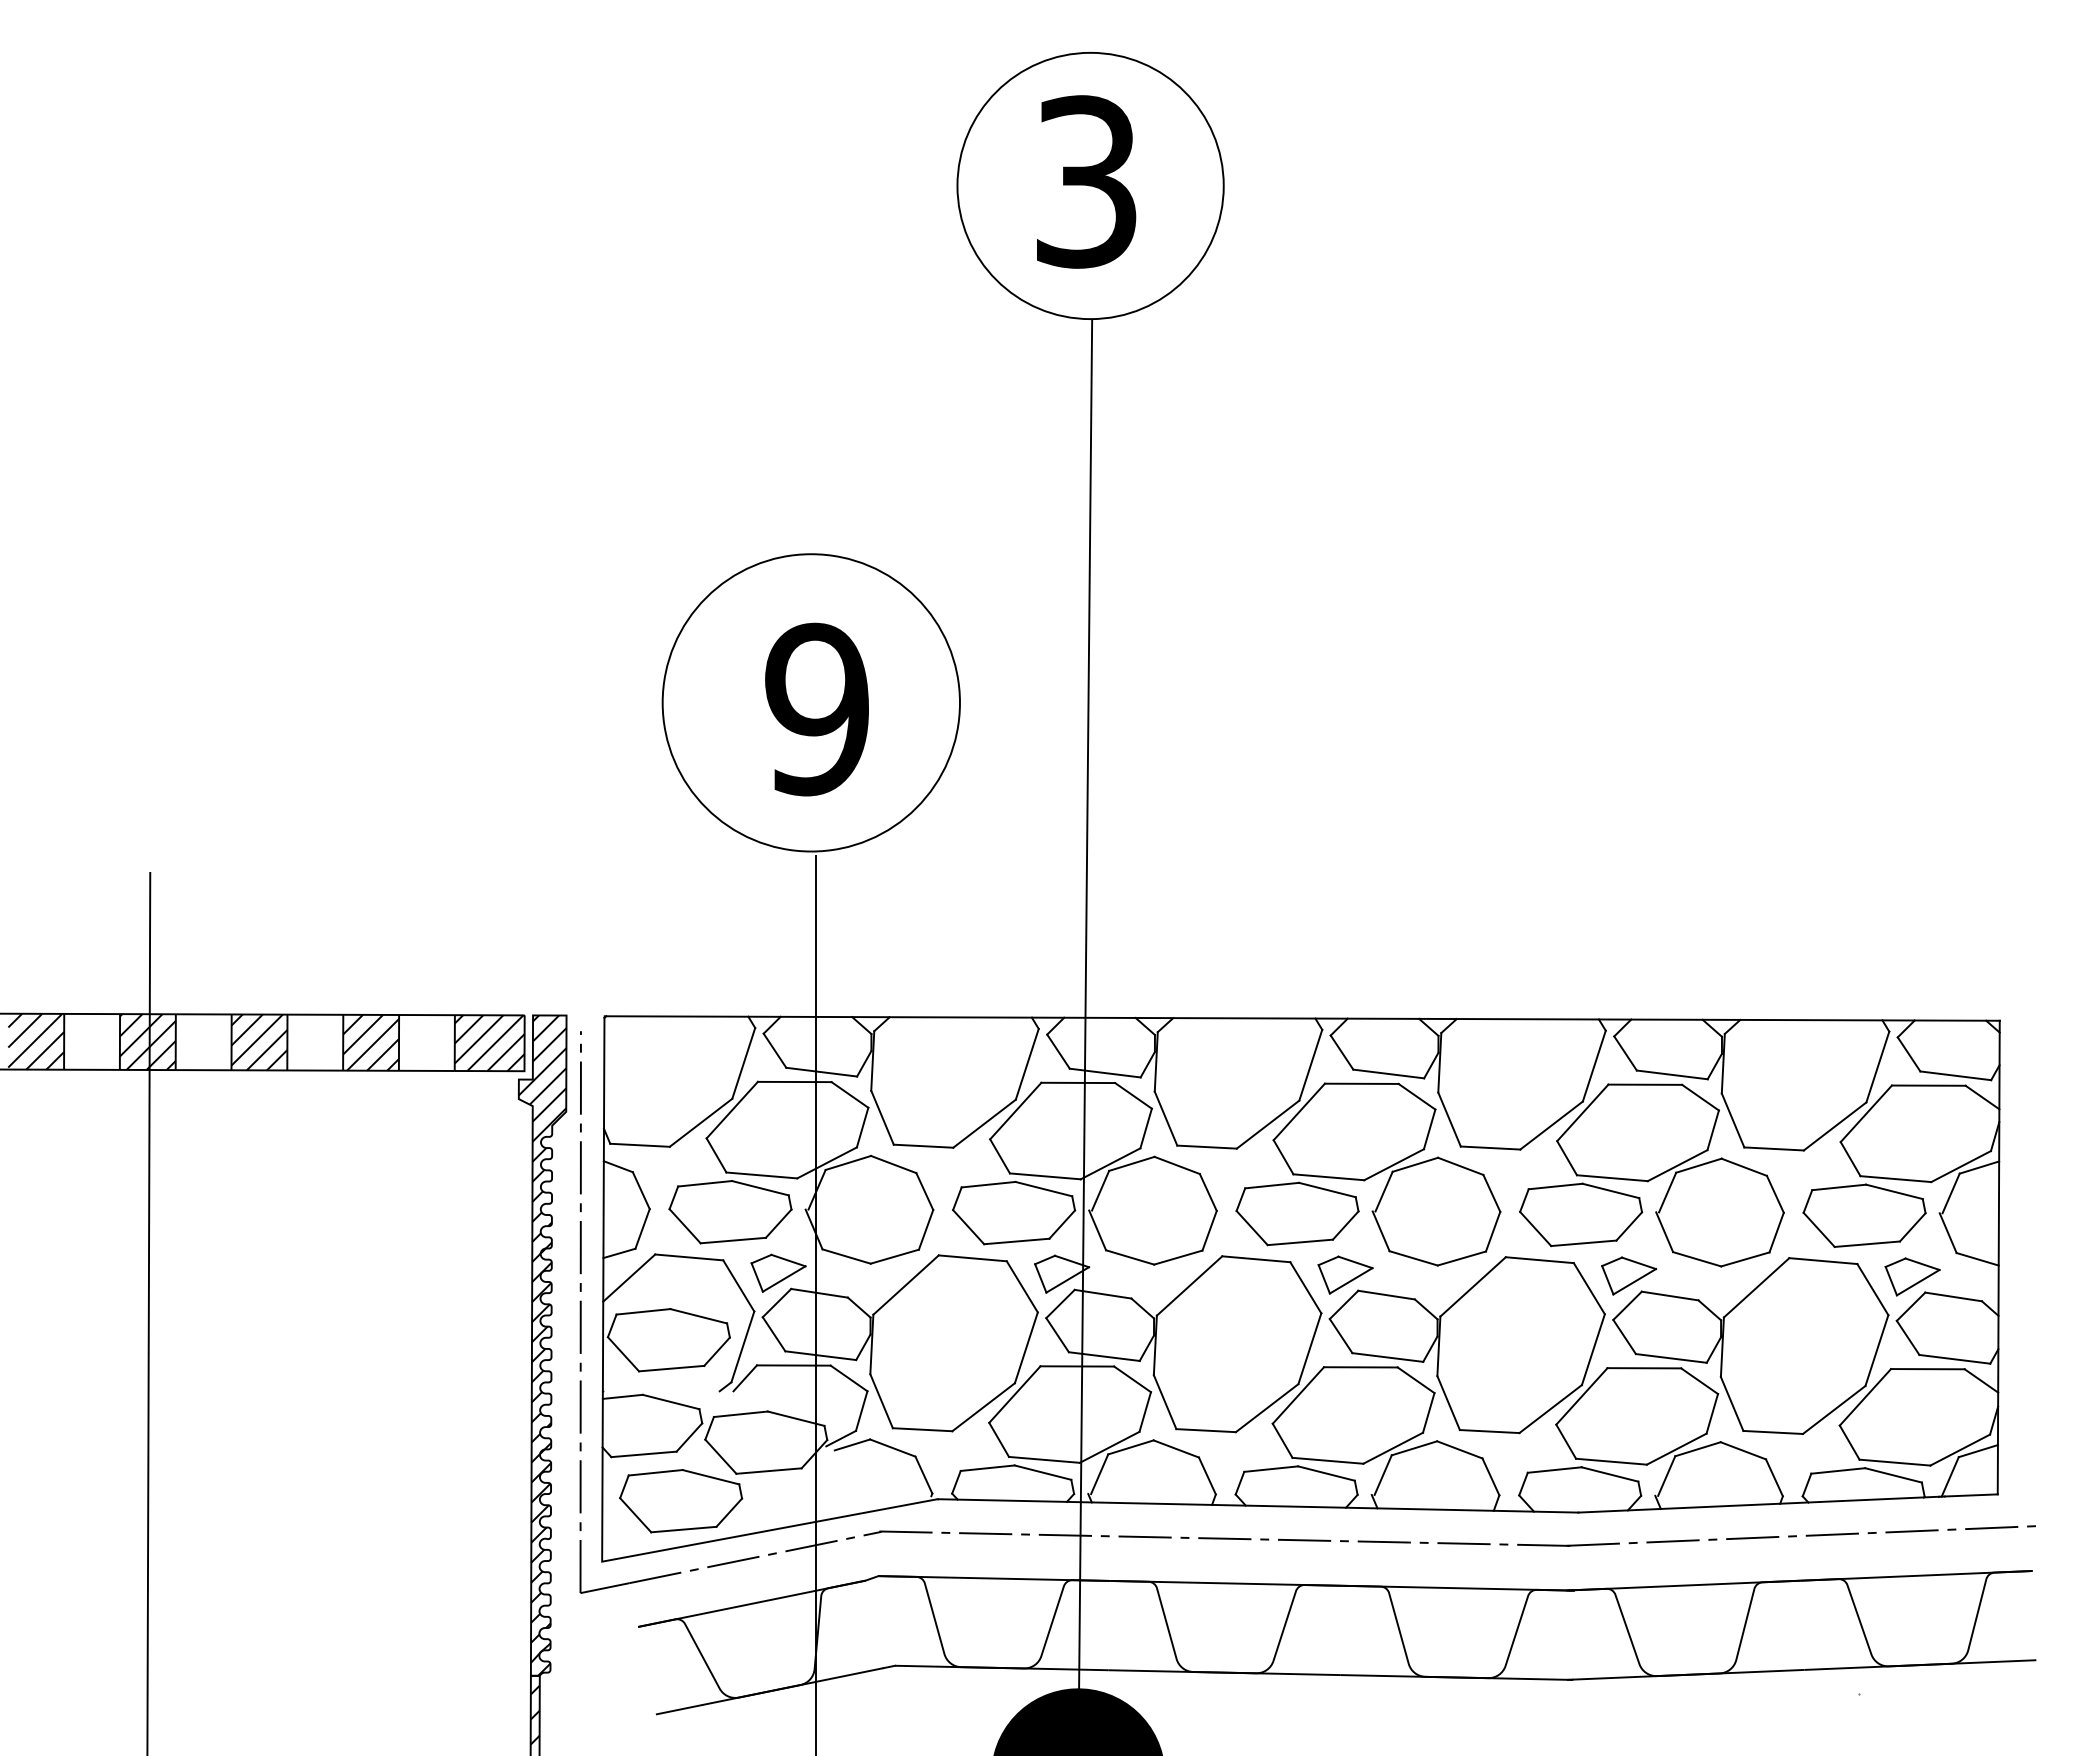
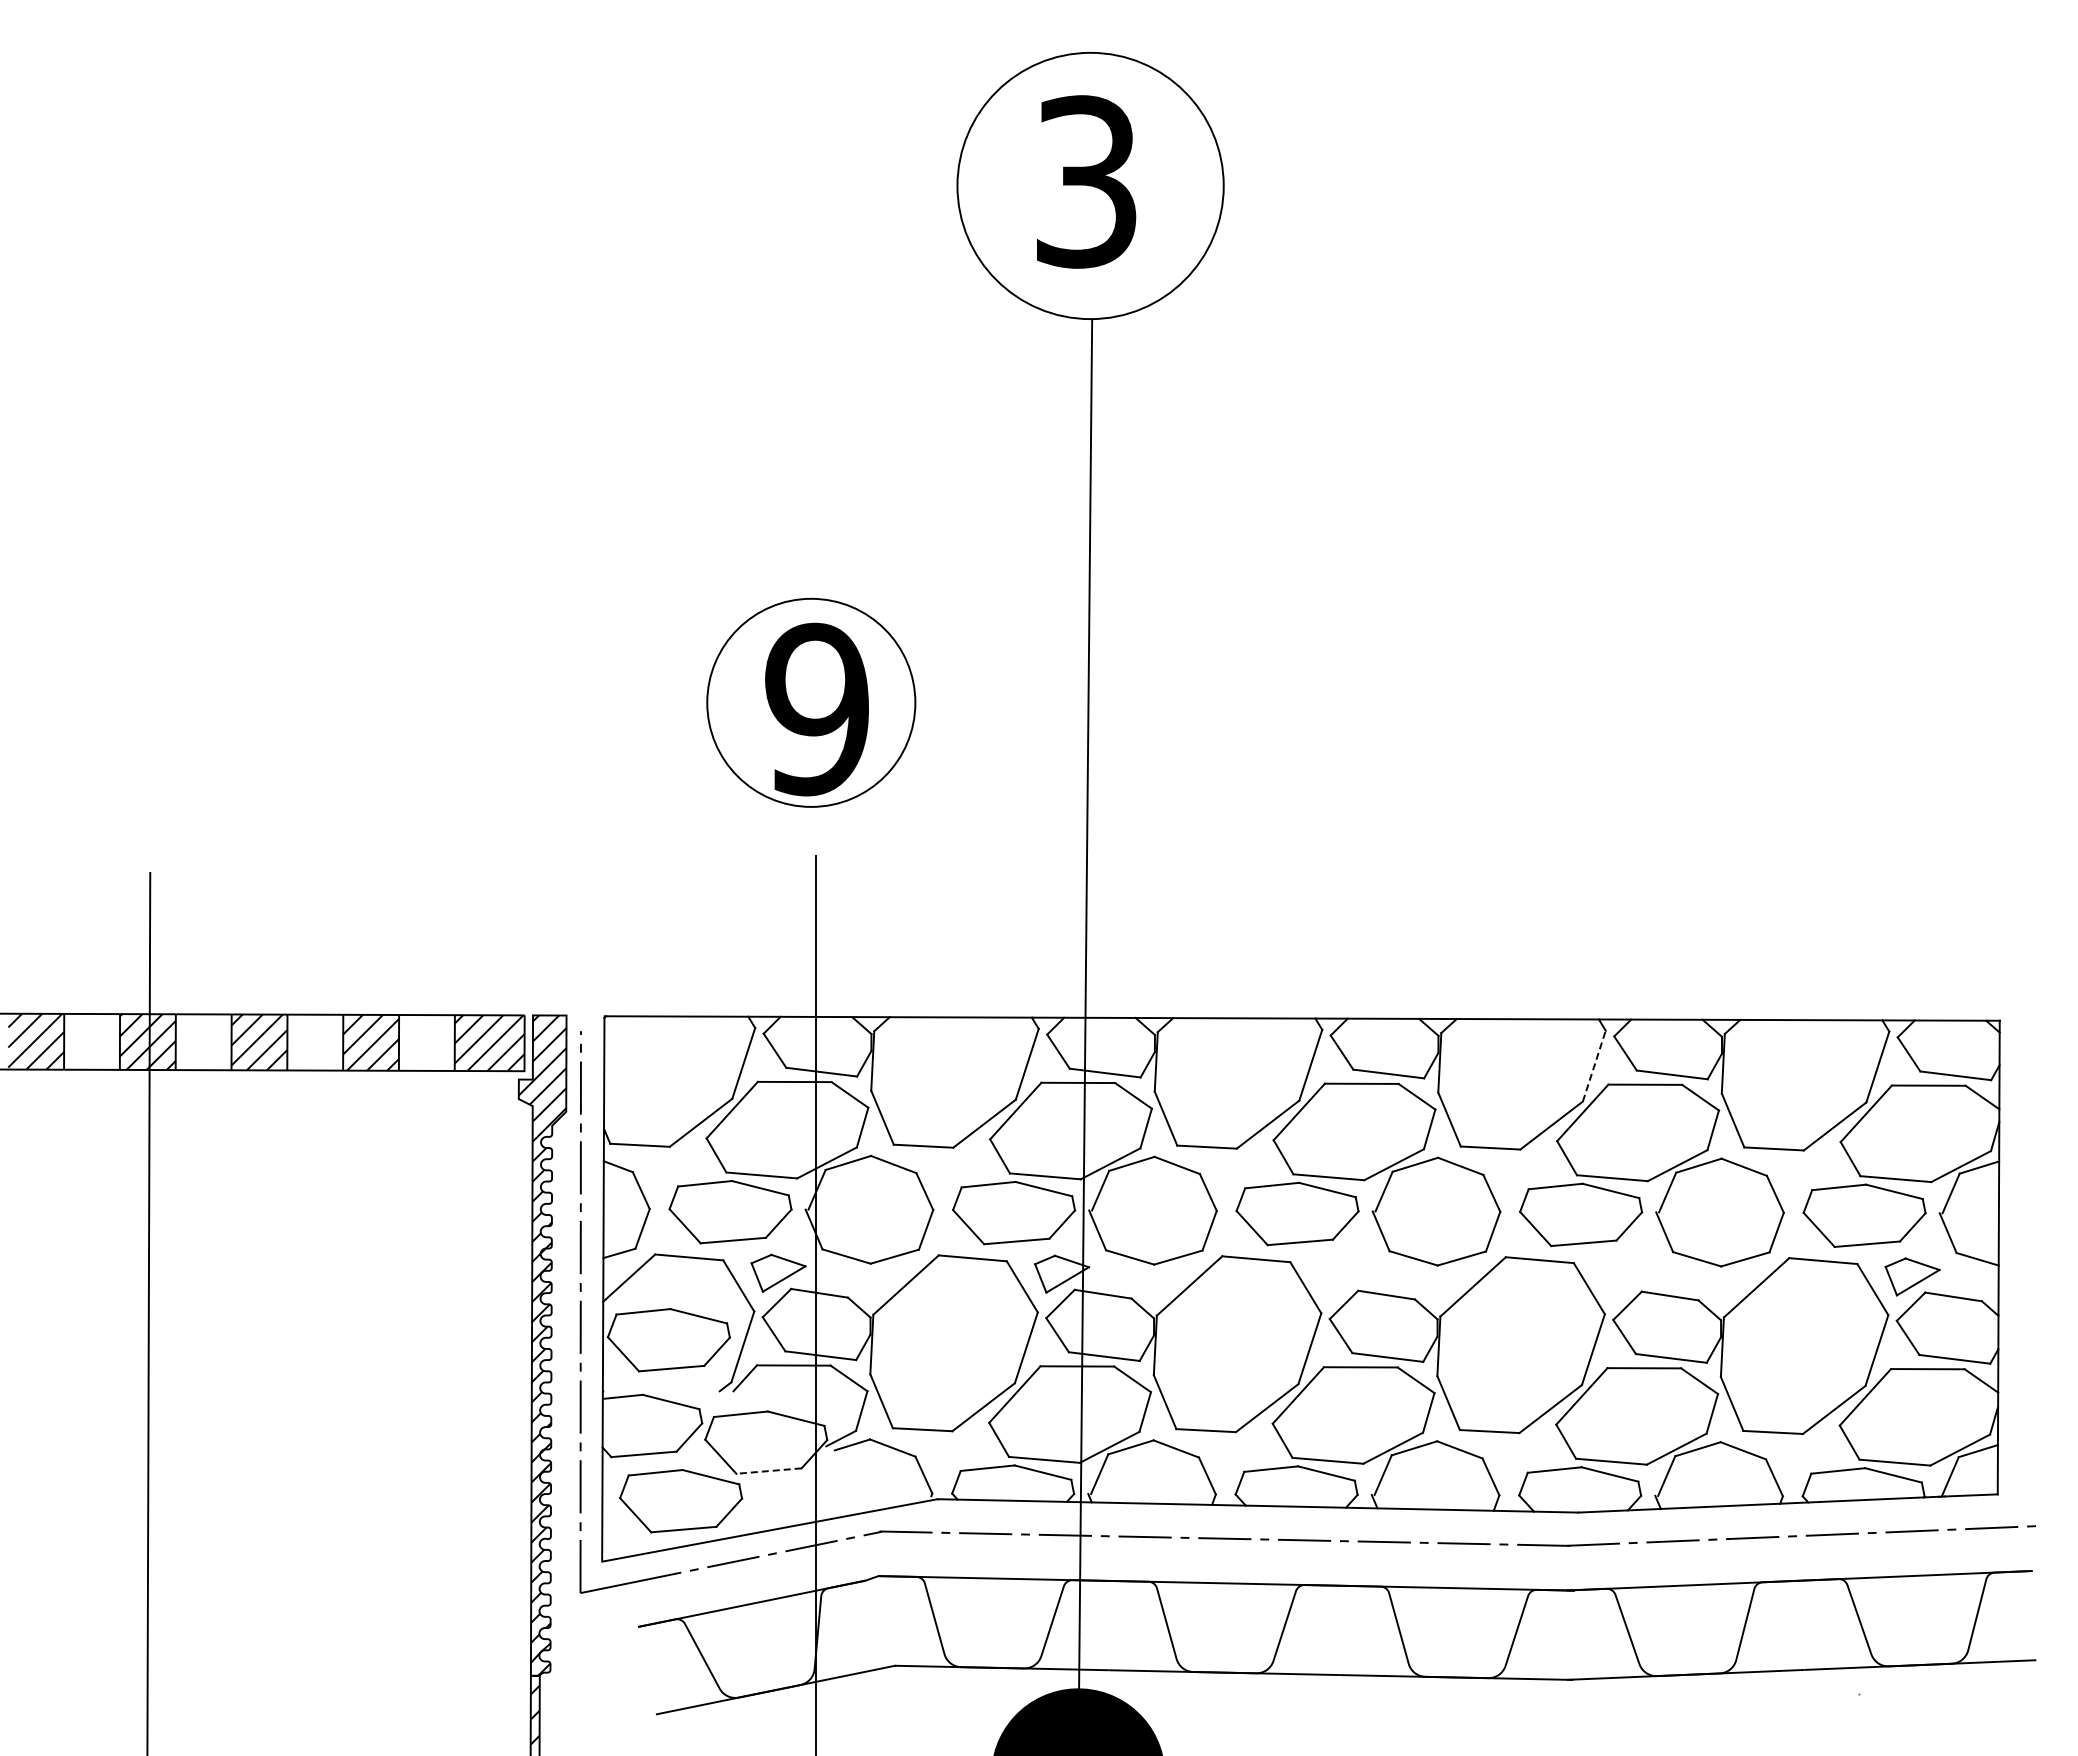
circle diameter: 297 px -> 208 px (811, 702)
line: solid -> dashed (1594, 1065)
part: present -> none (1345, 1274)
part: present -> none (1629, 1275)
line: solid -> dashed (769, 1471)
